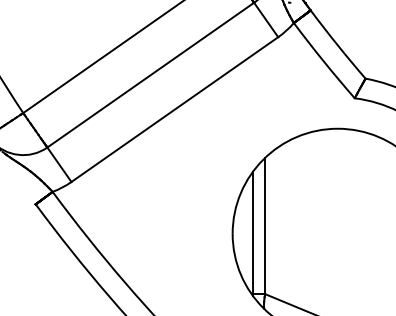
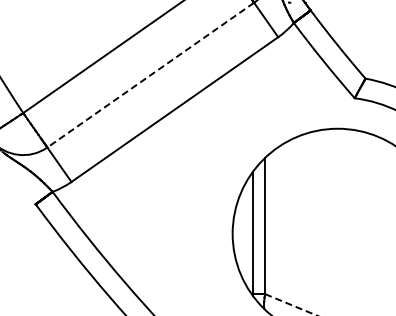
line: solid -> dashed (150, 75)
line: solid -> dashed (291, 305)
